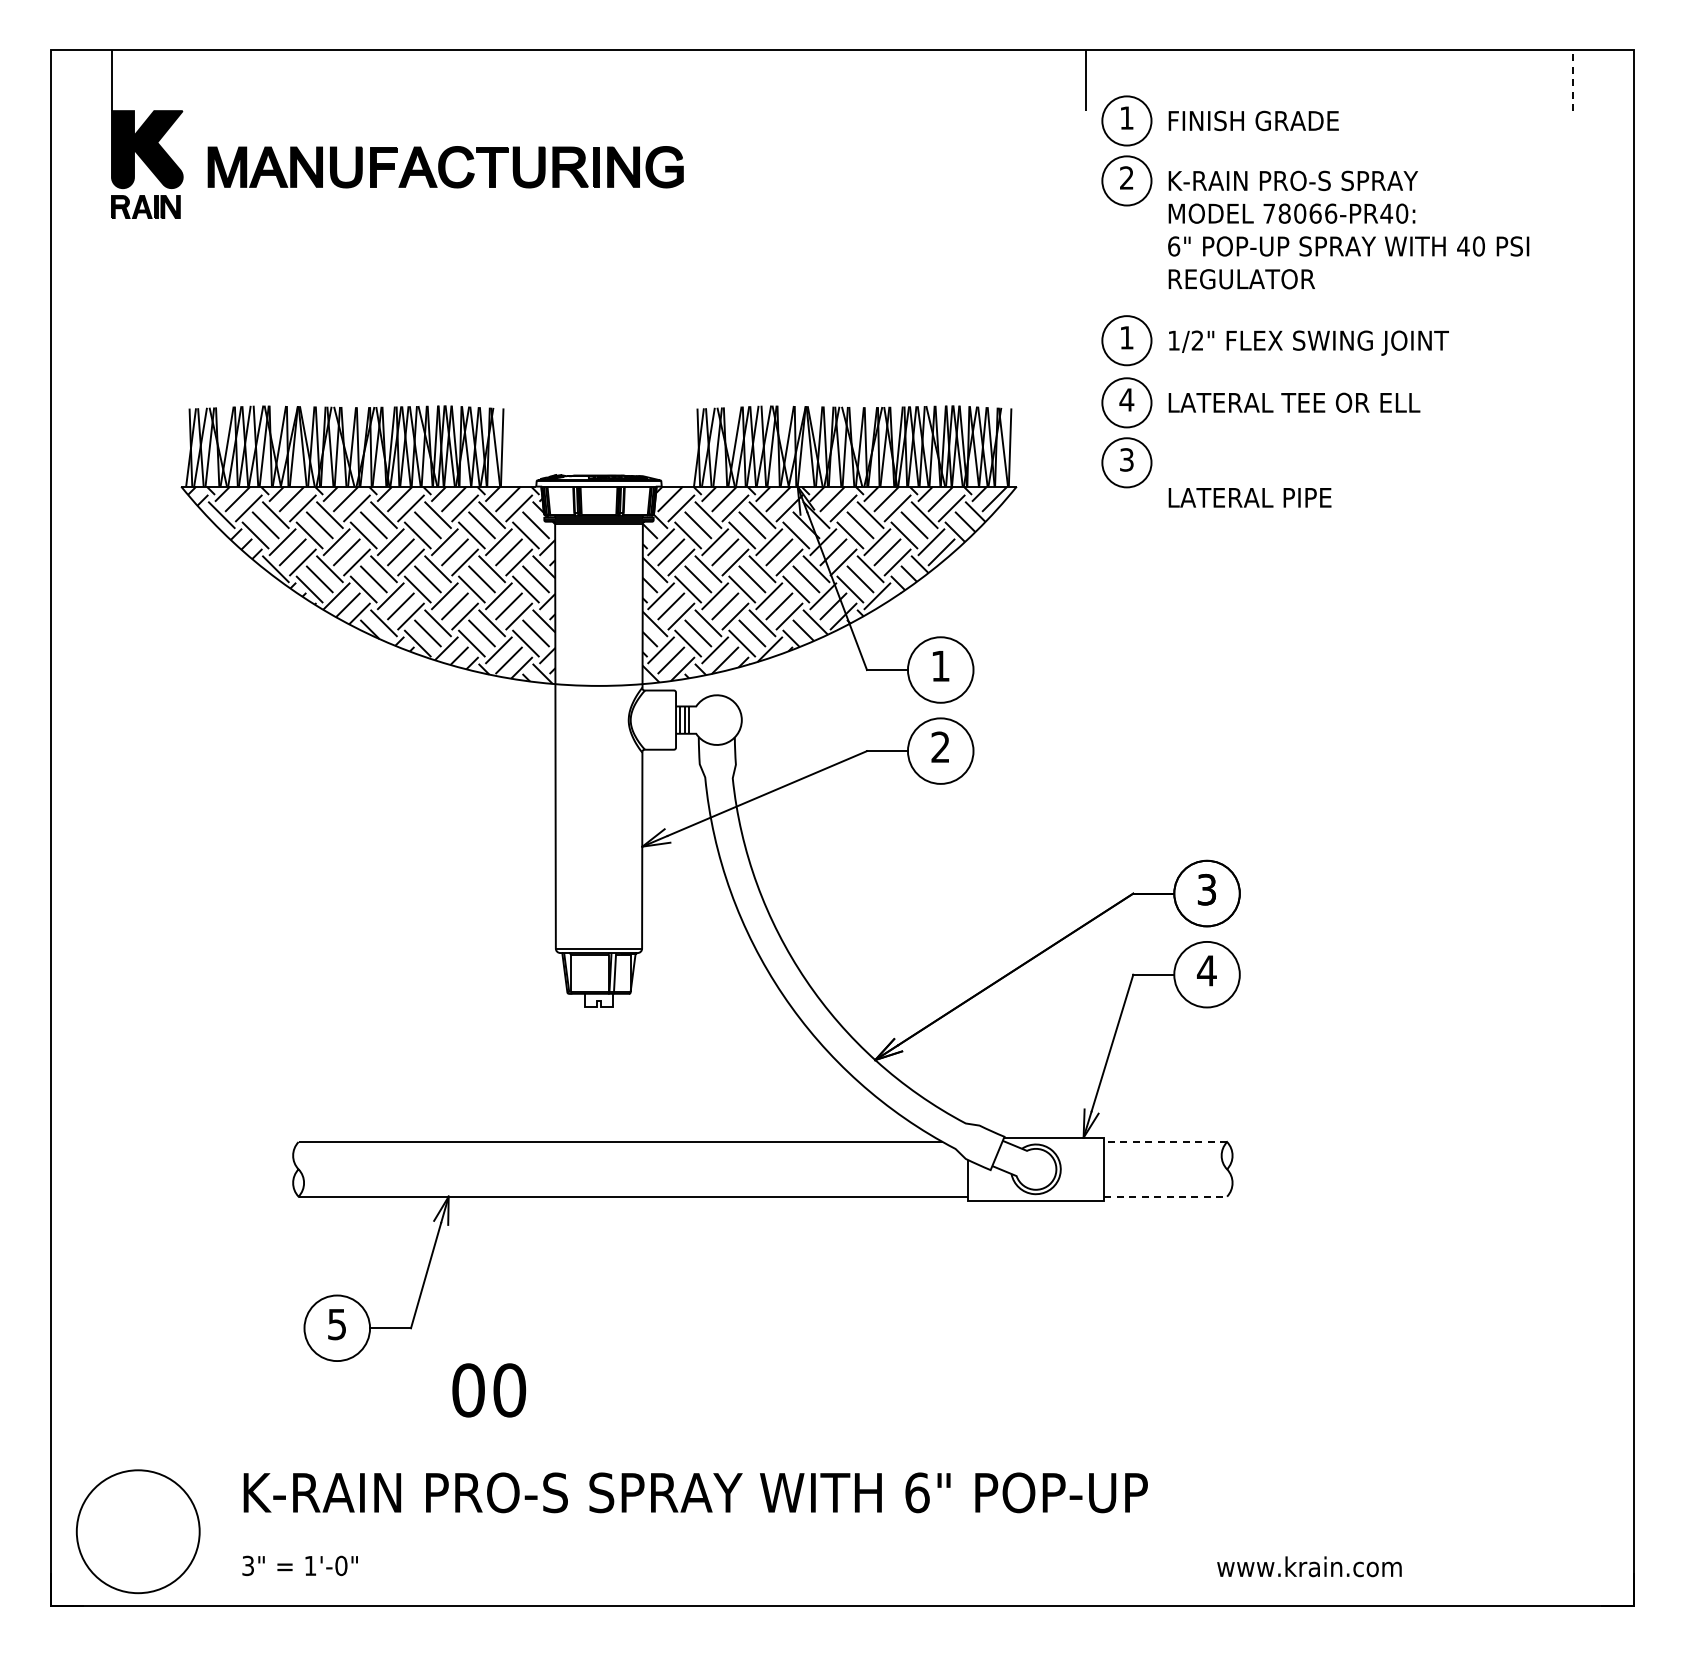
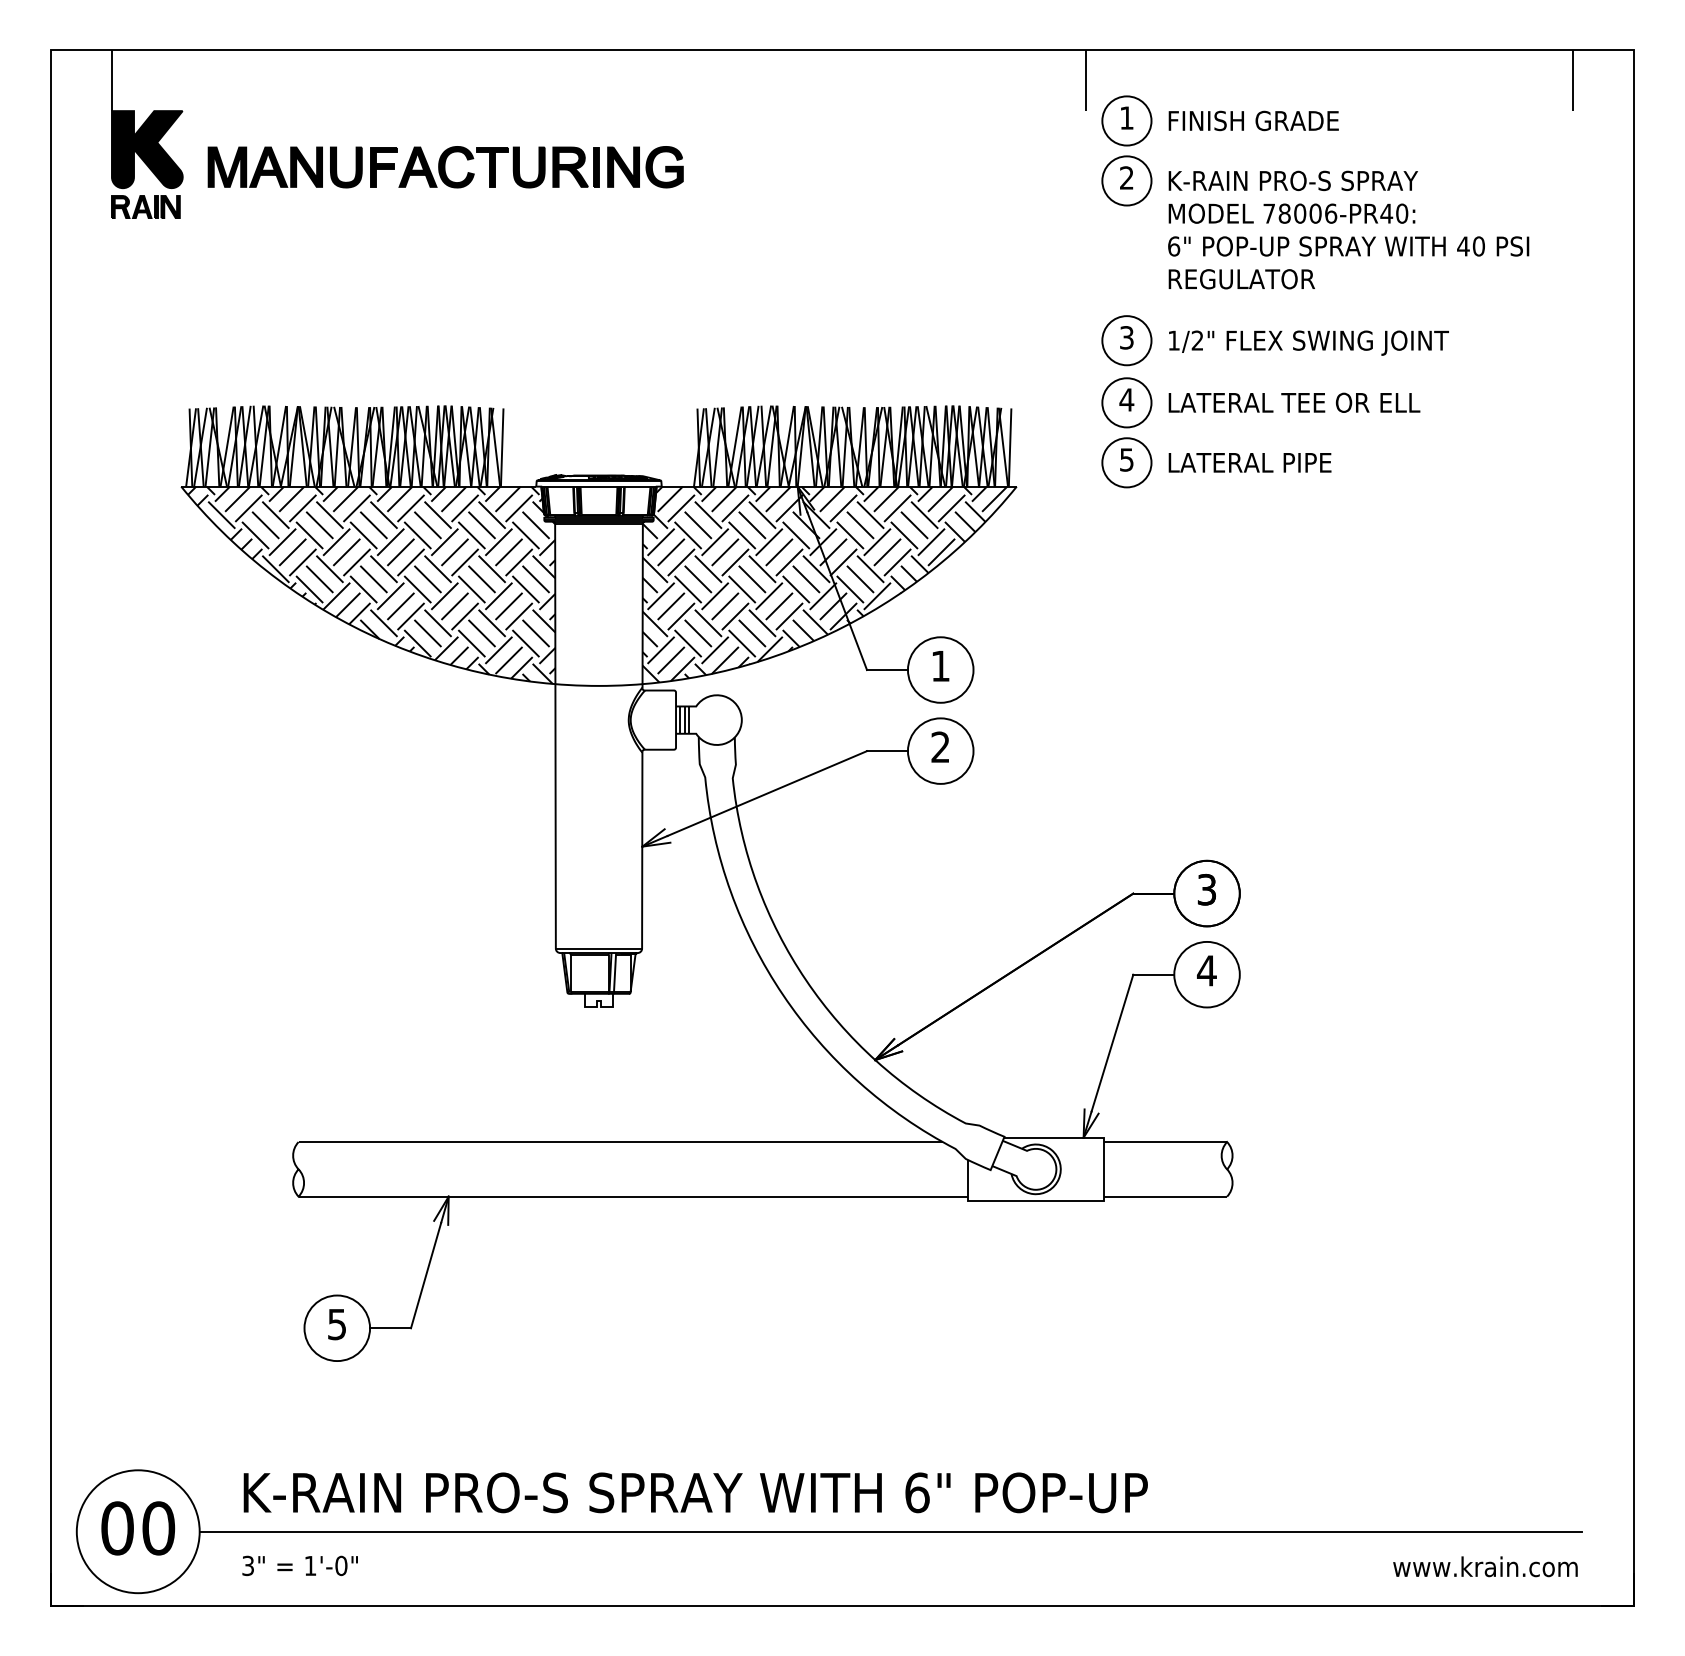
line: dashed -> solid (1573, 80)
text: 78066-PR40:^J6" -> 78006-PR40:^J6" (1315, 213)
text: 1 -> 3 (1126, 337)
text: 3 -> 5 (1126, 459)
text position: (1249, 497) -> (1249, 462) (1249, 462)
line: dashed -> solid (1165, 1142)
line: dashed -> solid (1166, 1196)
text position: (489, 1390) -> (138, 1528) (138, 1528)
line: none -> present (890, 1531)
text position: (1309, 1566) -> (1485, 1566) (1485, 1566)
